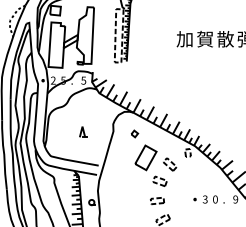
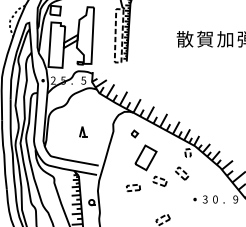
text: 加 -> 散 (184, 39)
text: 散 -> 加 (225, 39)
part position: (170, 164) -> (182, 173) (182, 173)
part position: (157, 201) -> (133, 188) (133, 188)
